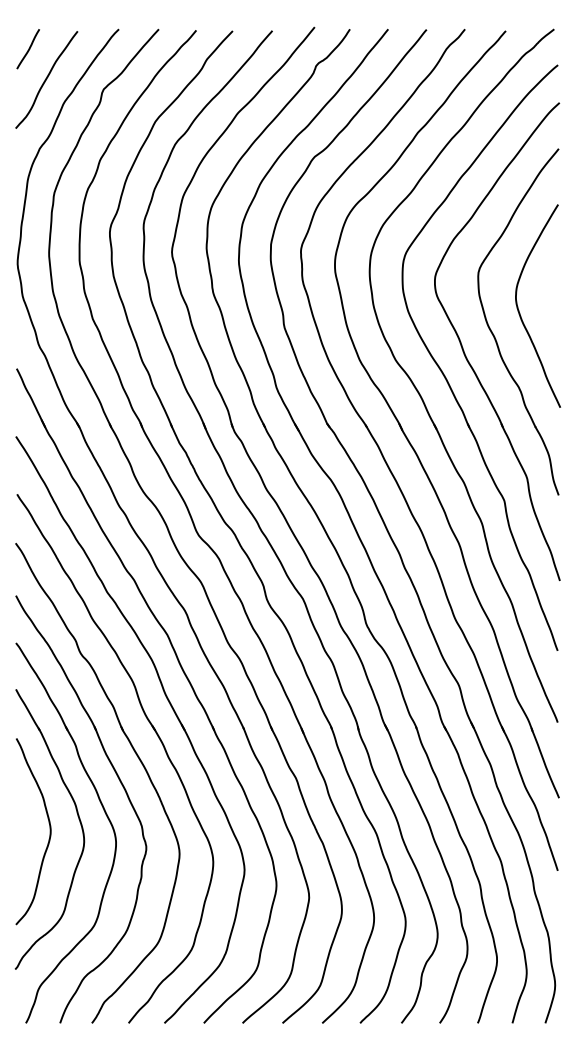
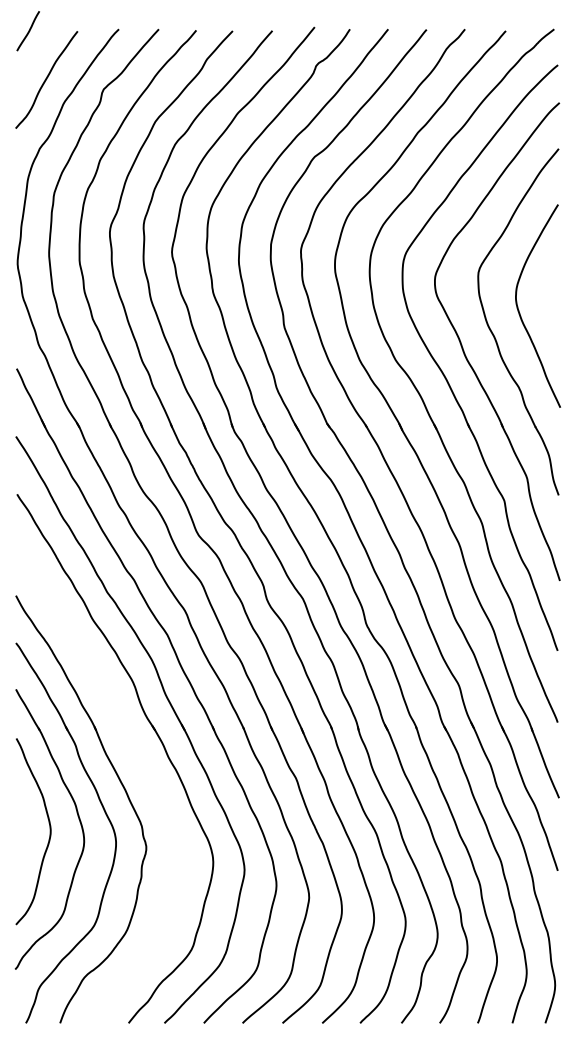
curve position: (28, 49) -> (28, 31) (28, 31)
part: present -> none (138, 759)
